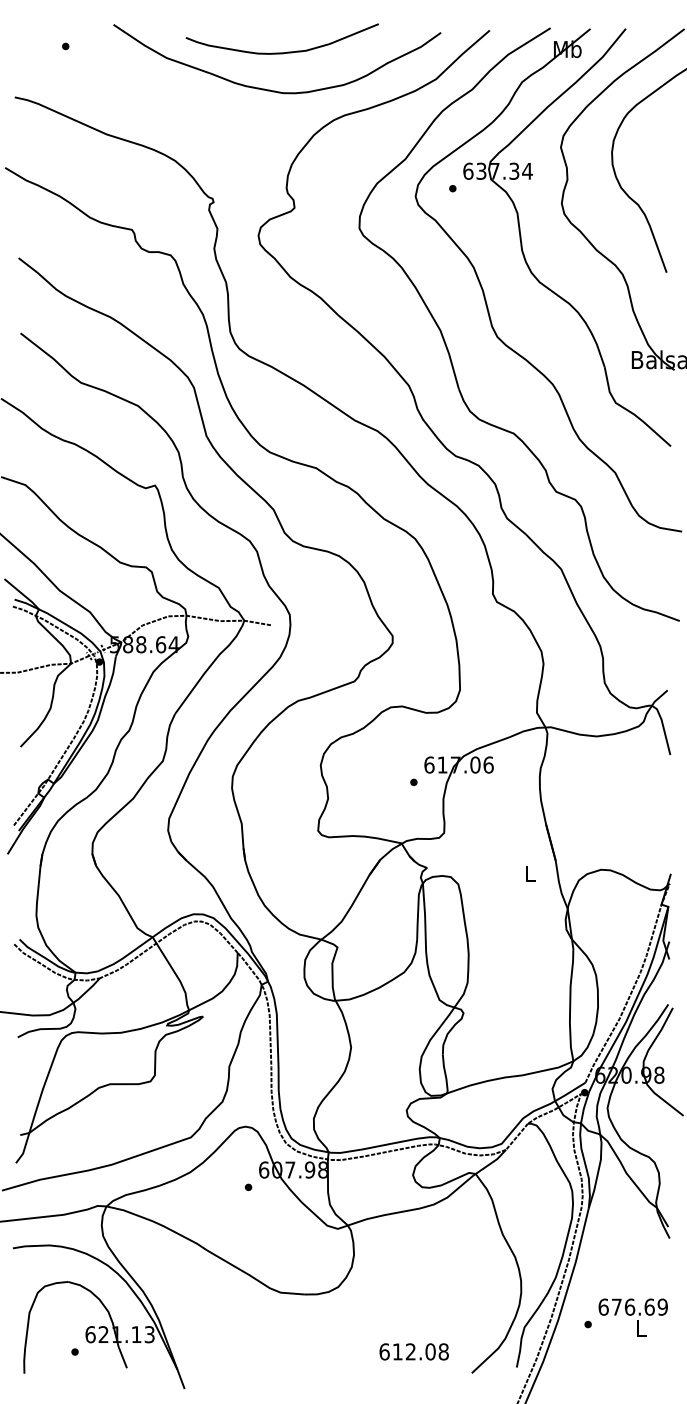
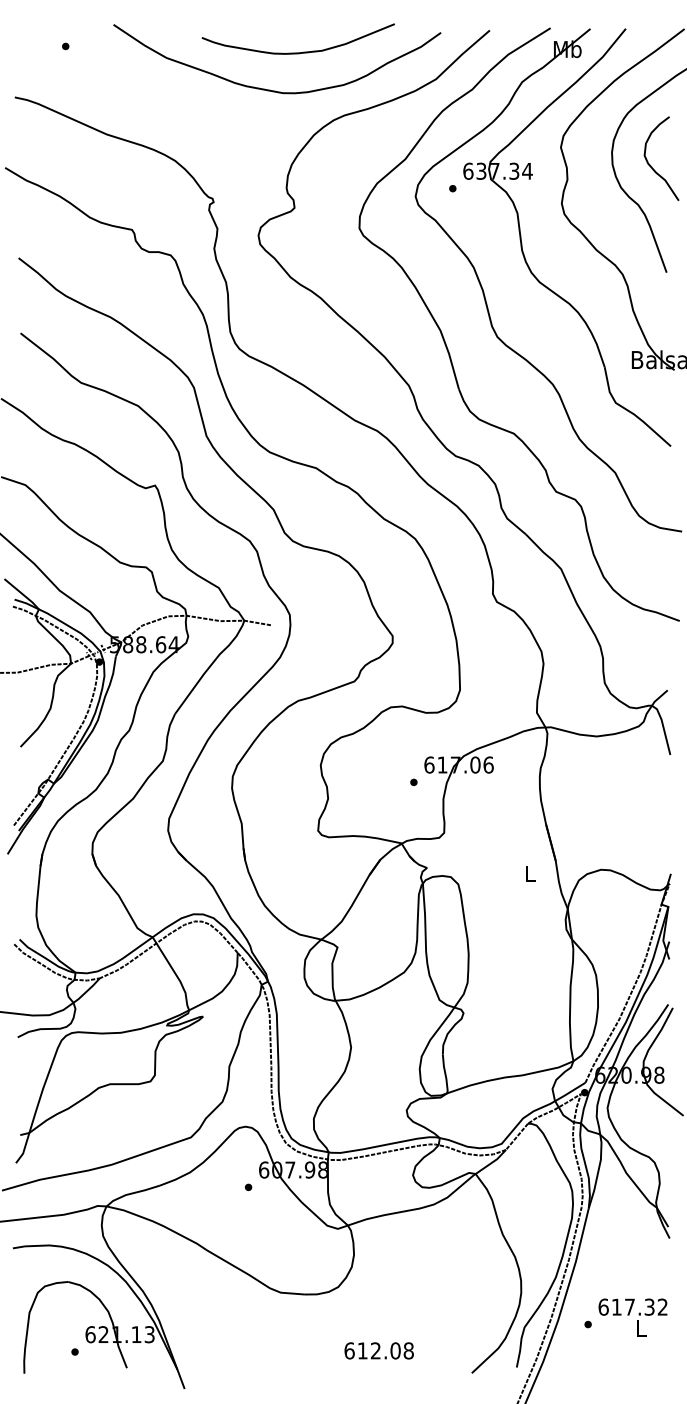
curve position: (281, 52) -> (297, 52) (297, 52)
curve: none -> present (651, 165)
text: 676.69 -> 617.32 (639, 1306)
text position: (413, 1351) -> (378, 1350) (378, 1350)
